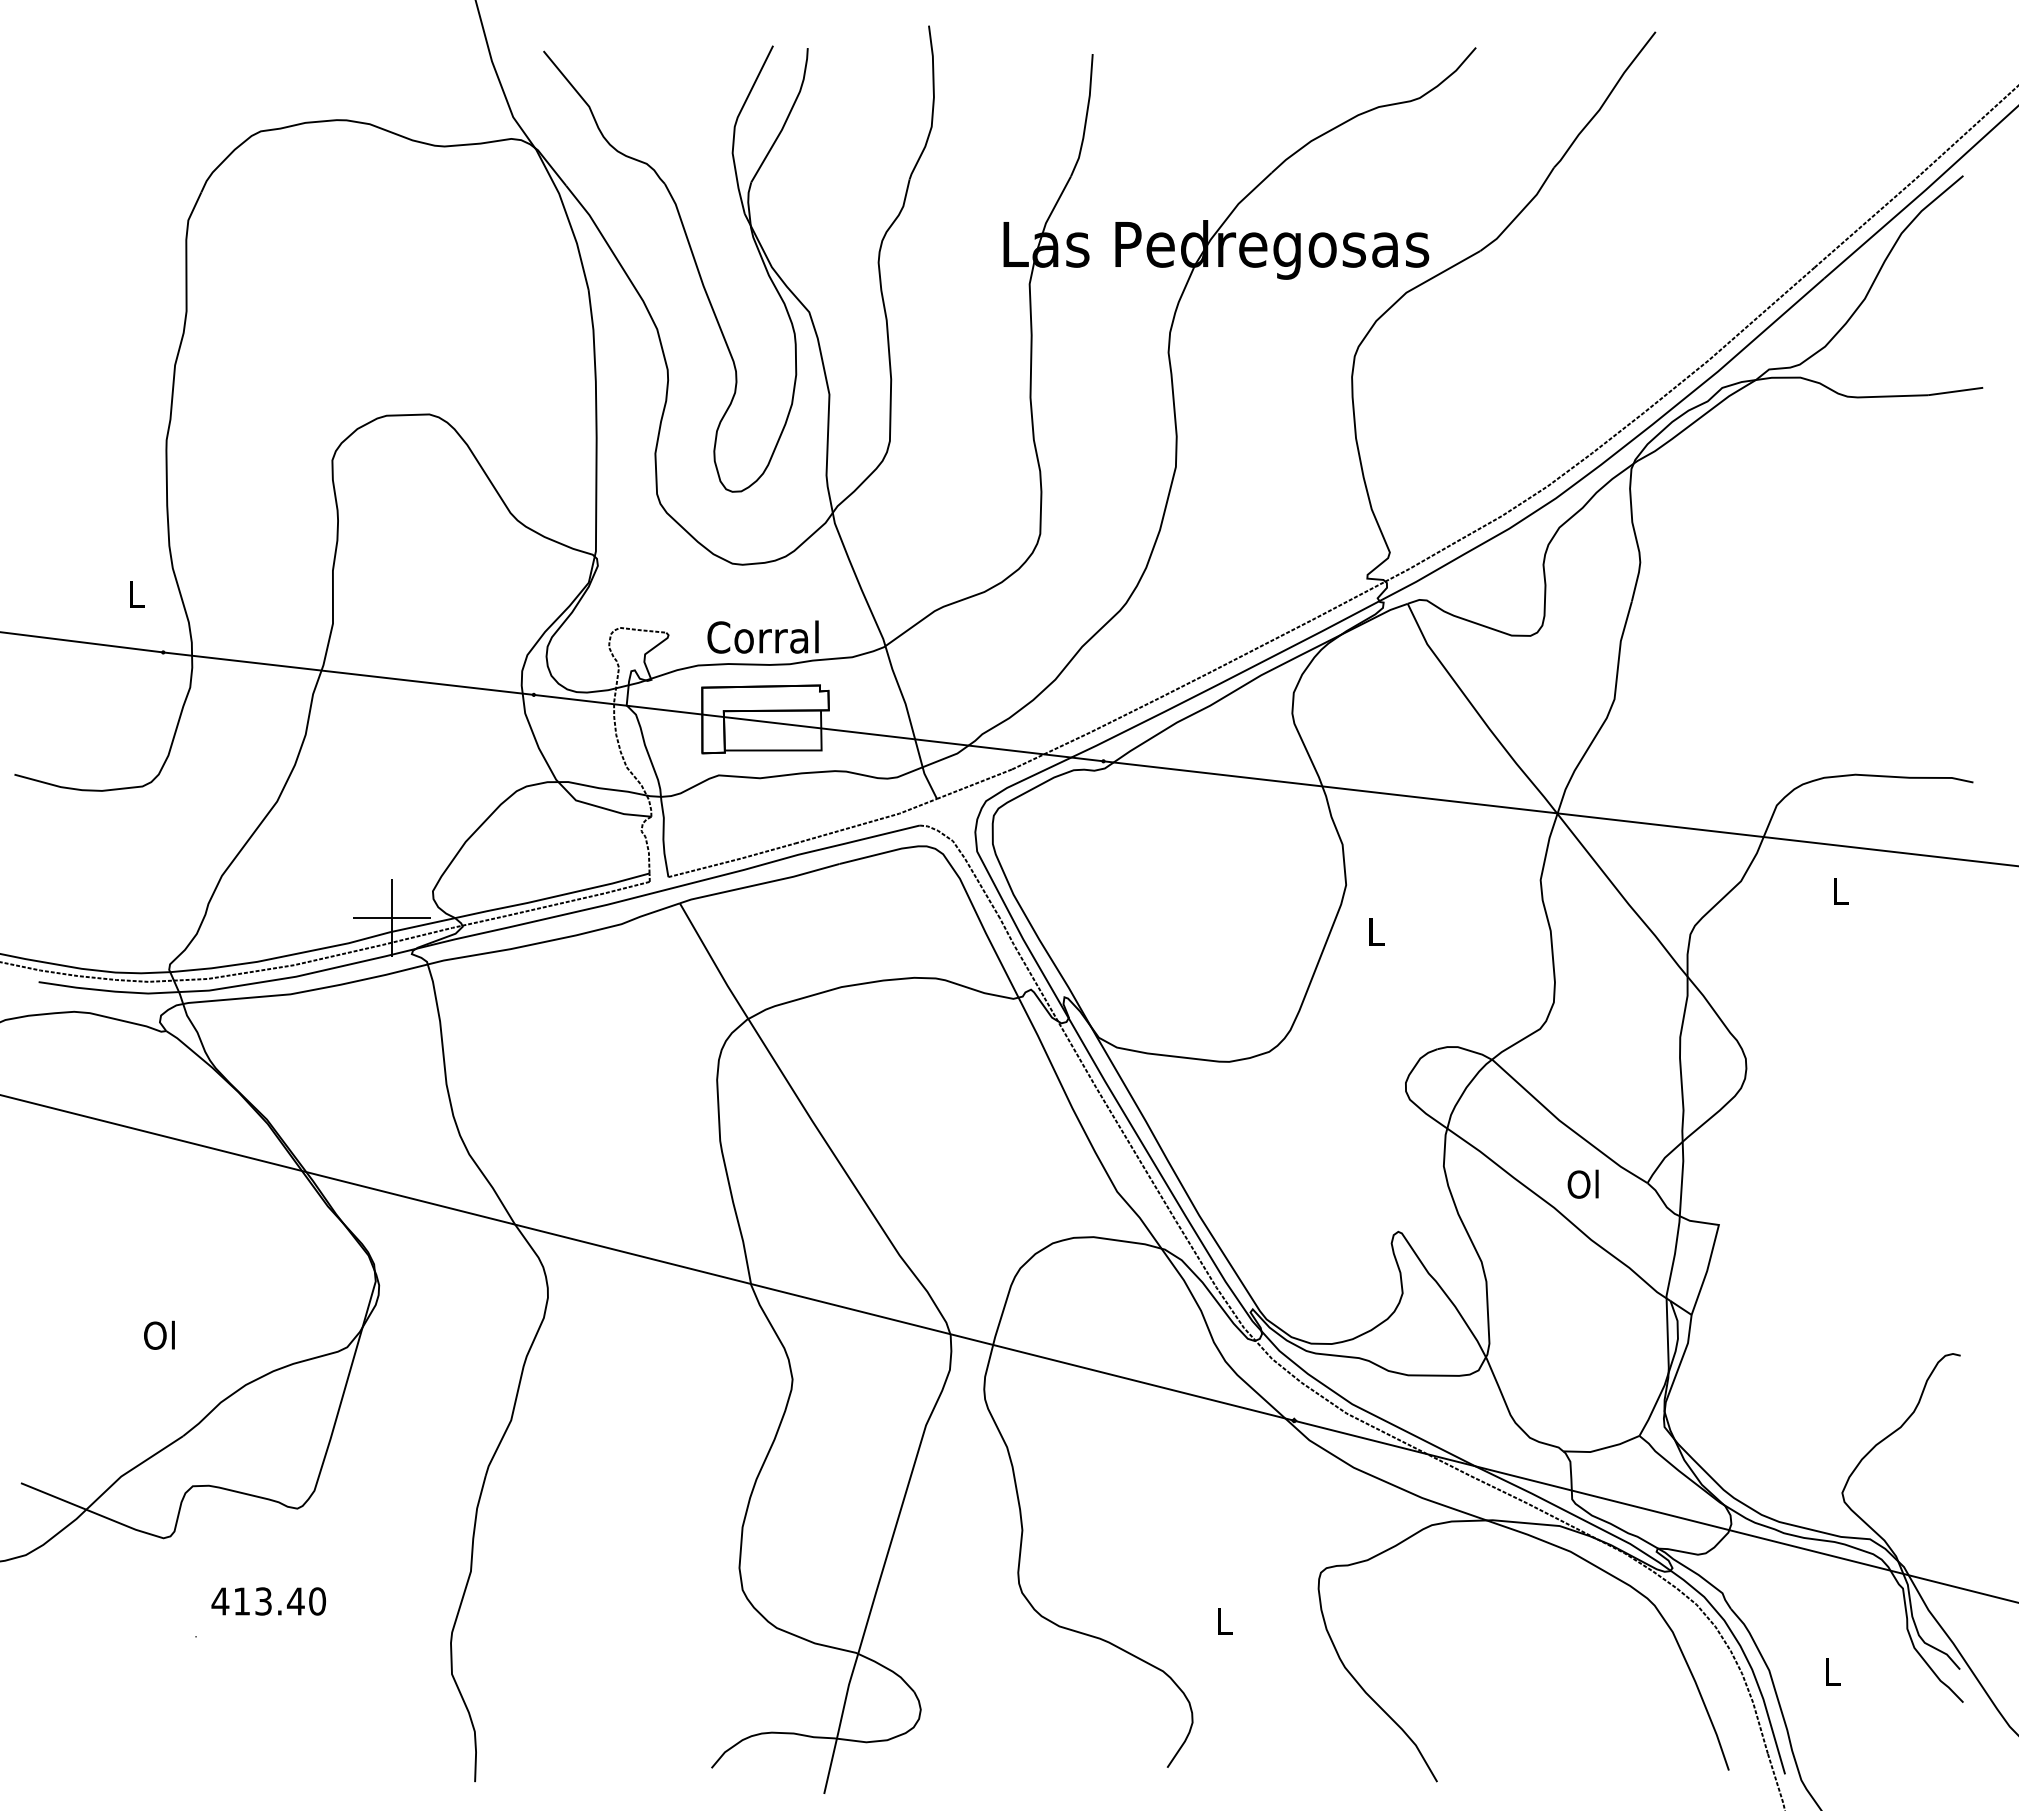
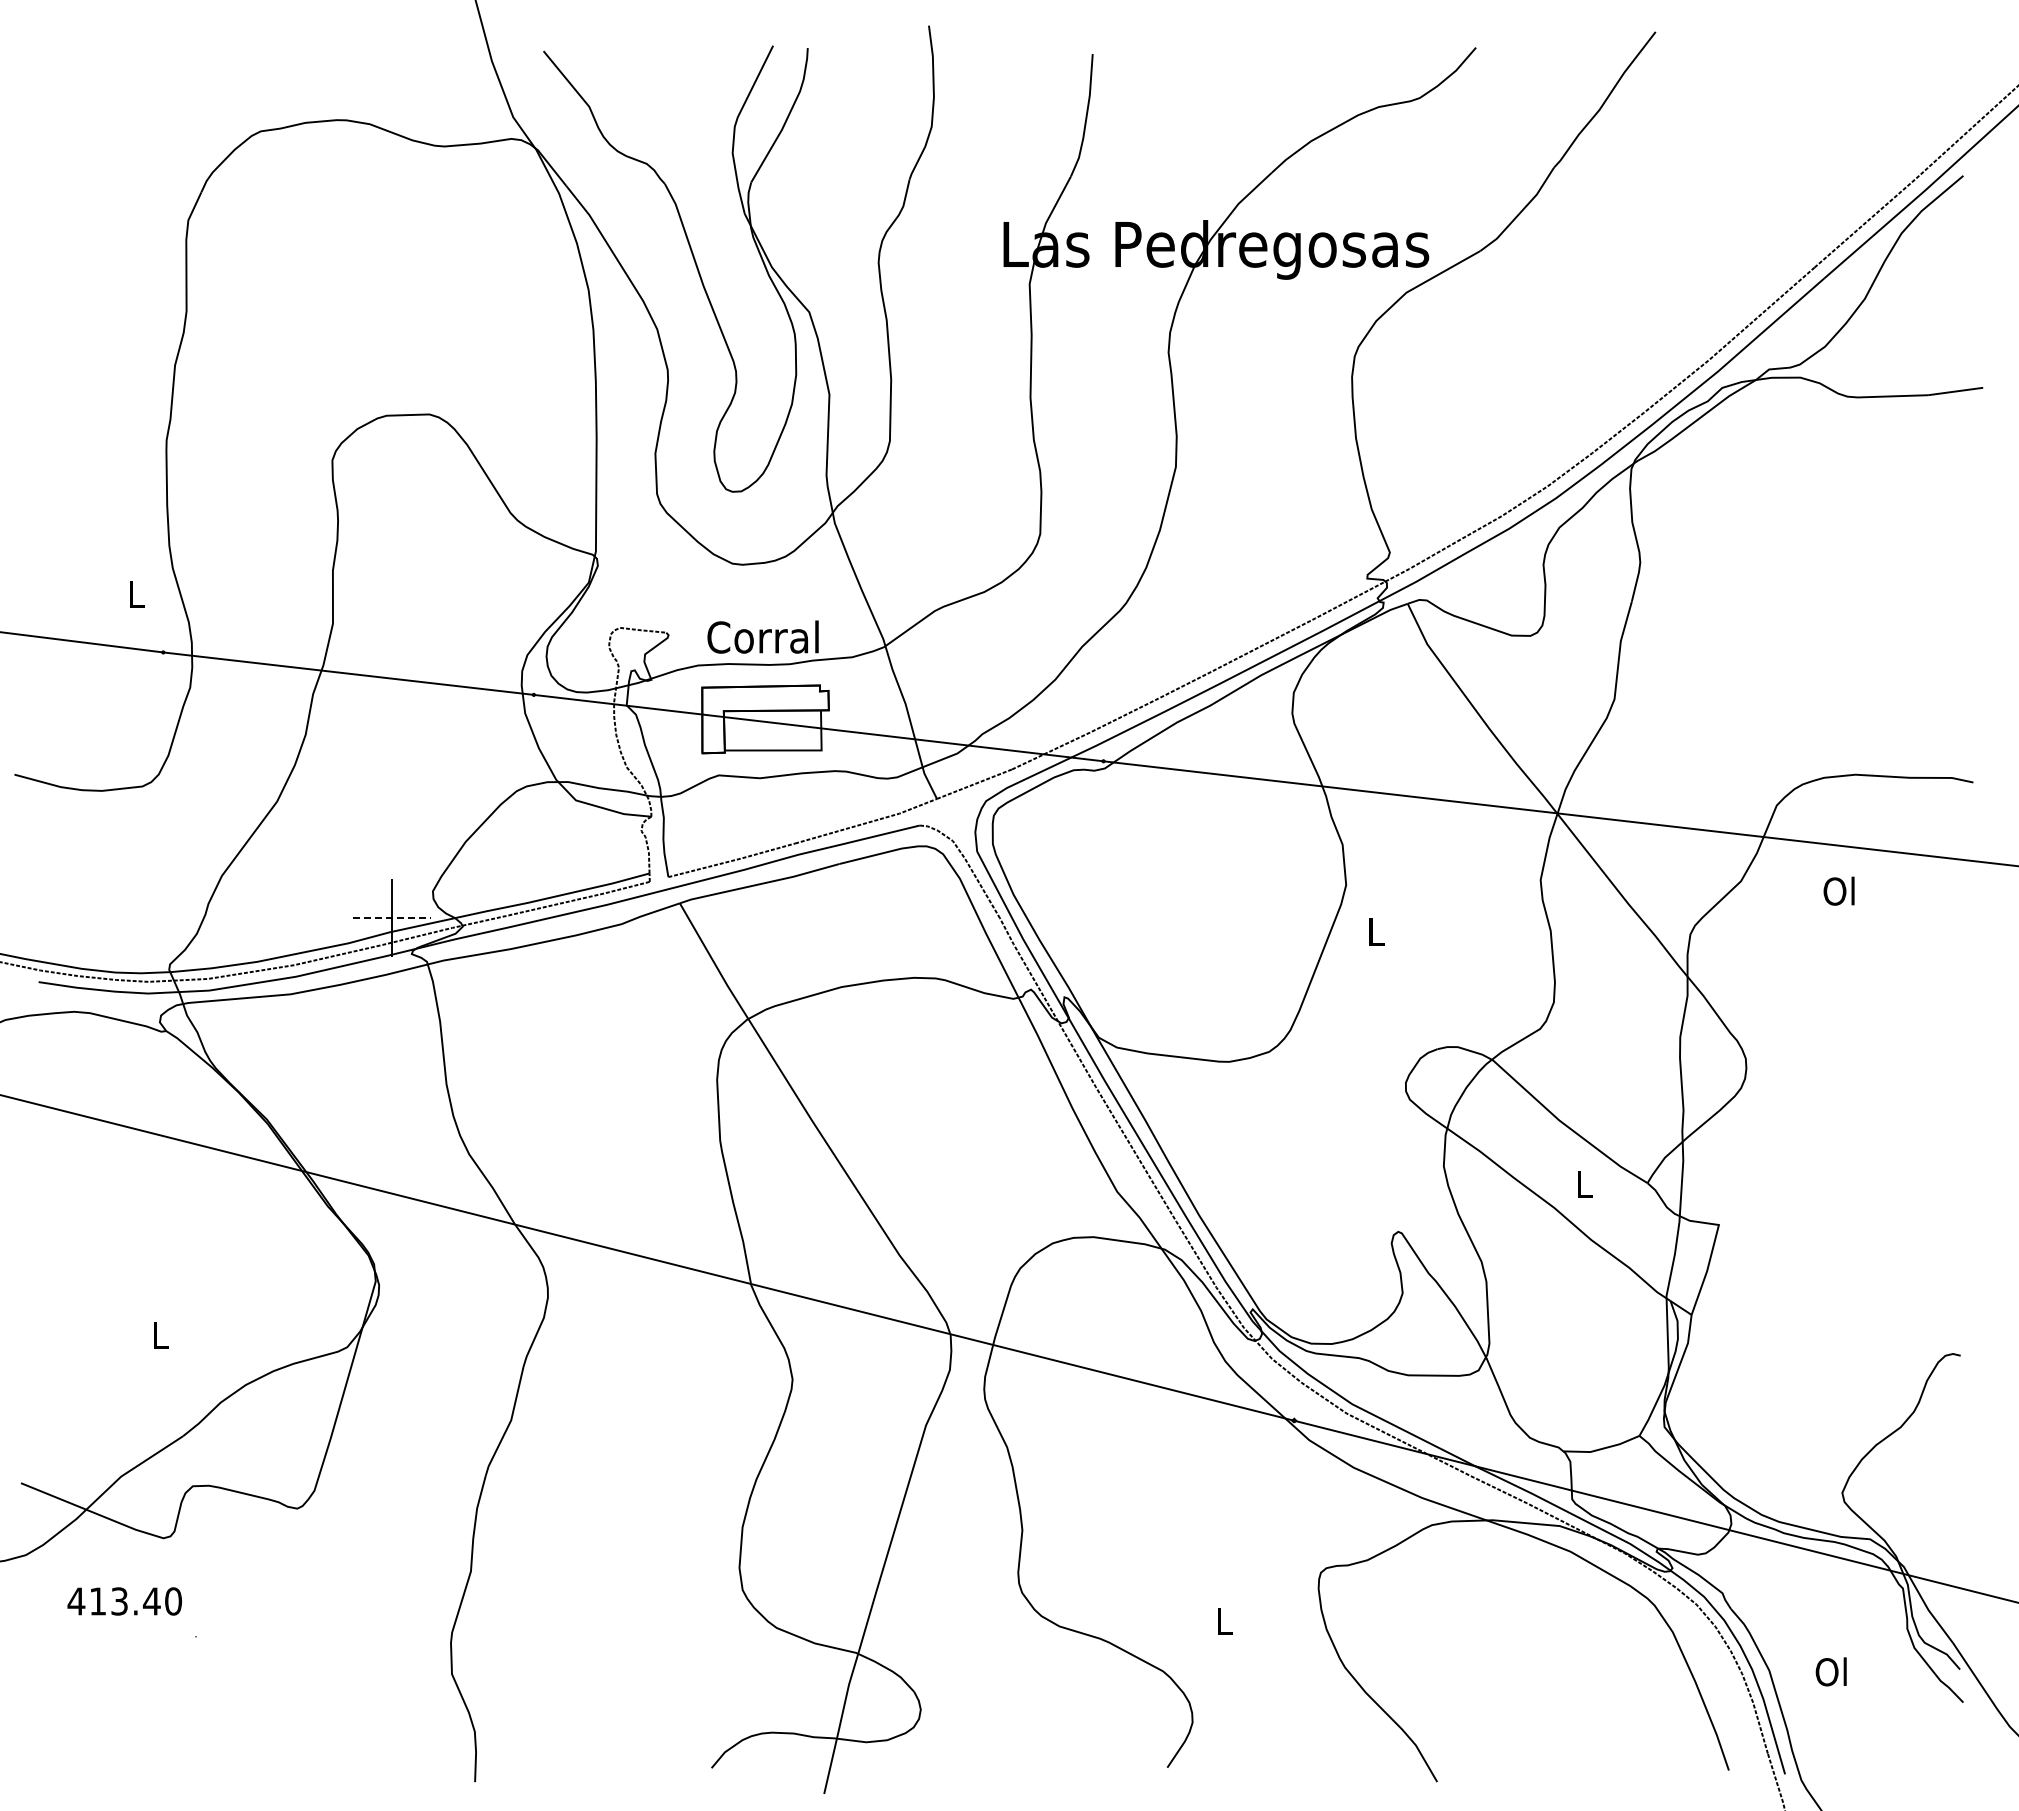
text: L -> Ol (1838, 890)
line: solid -> dashed (392, 917)
text: Ol -> L (1582, 1183)
text: Ol -> L (159, 1334)
text position: (268, 1601) -> (124, 1601) (124, 1601)
text: L -> Ol (1830, 1671)
